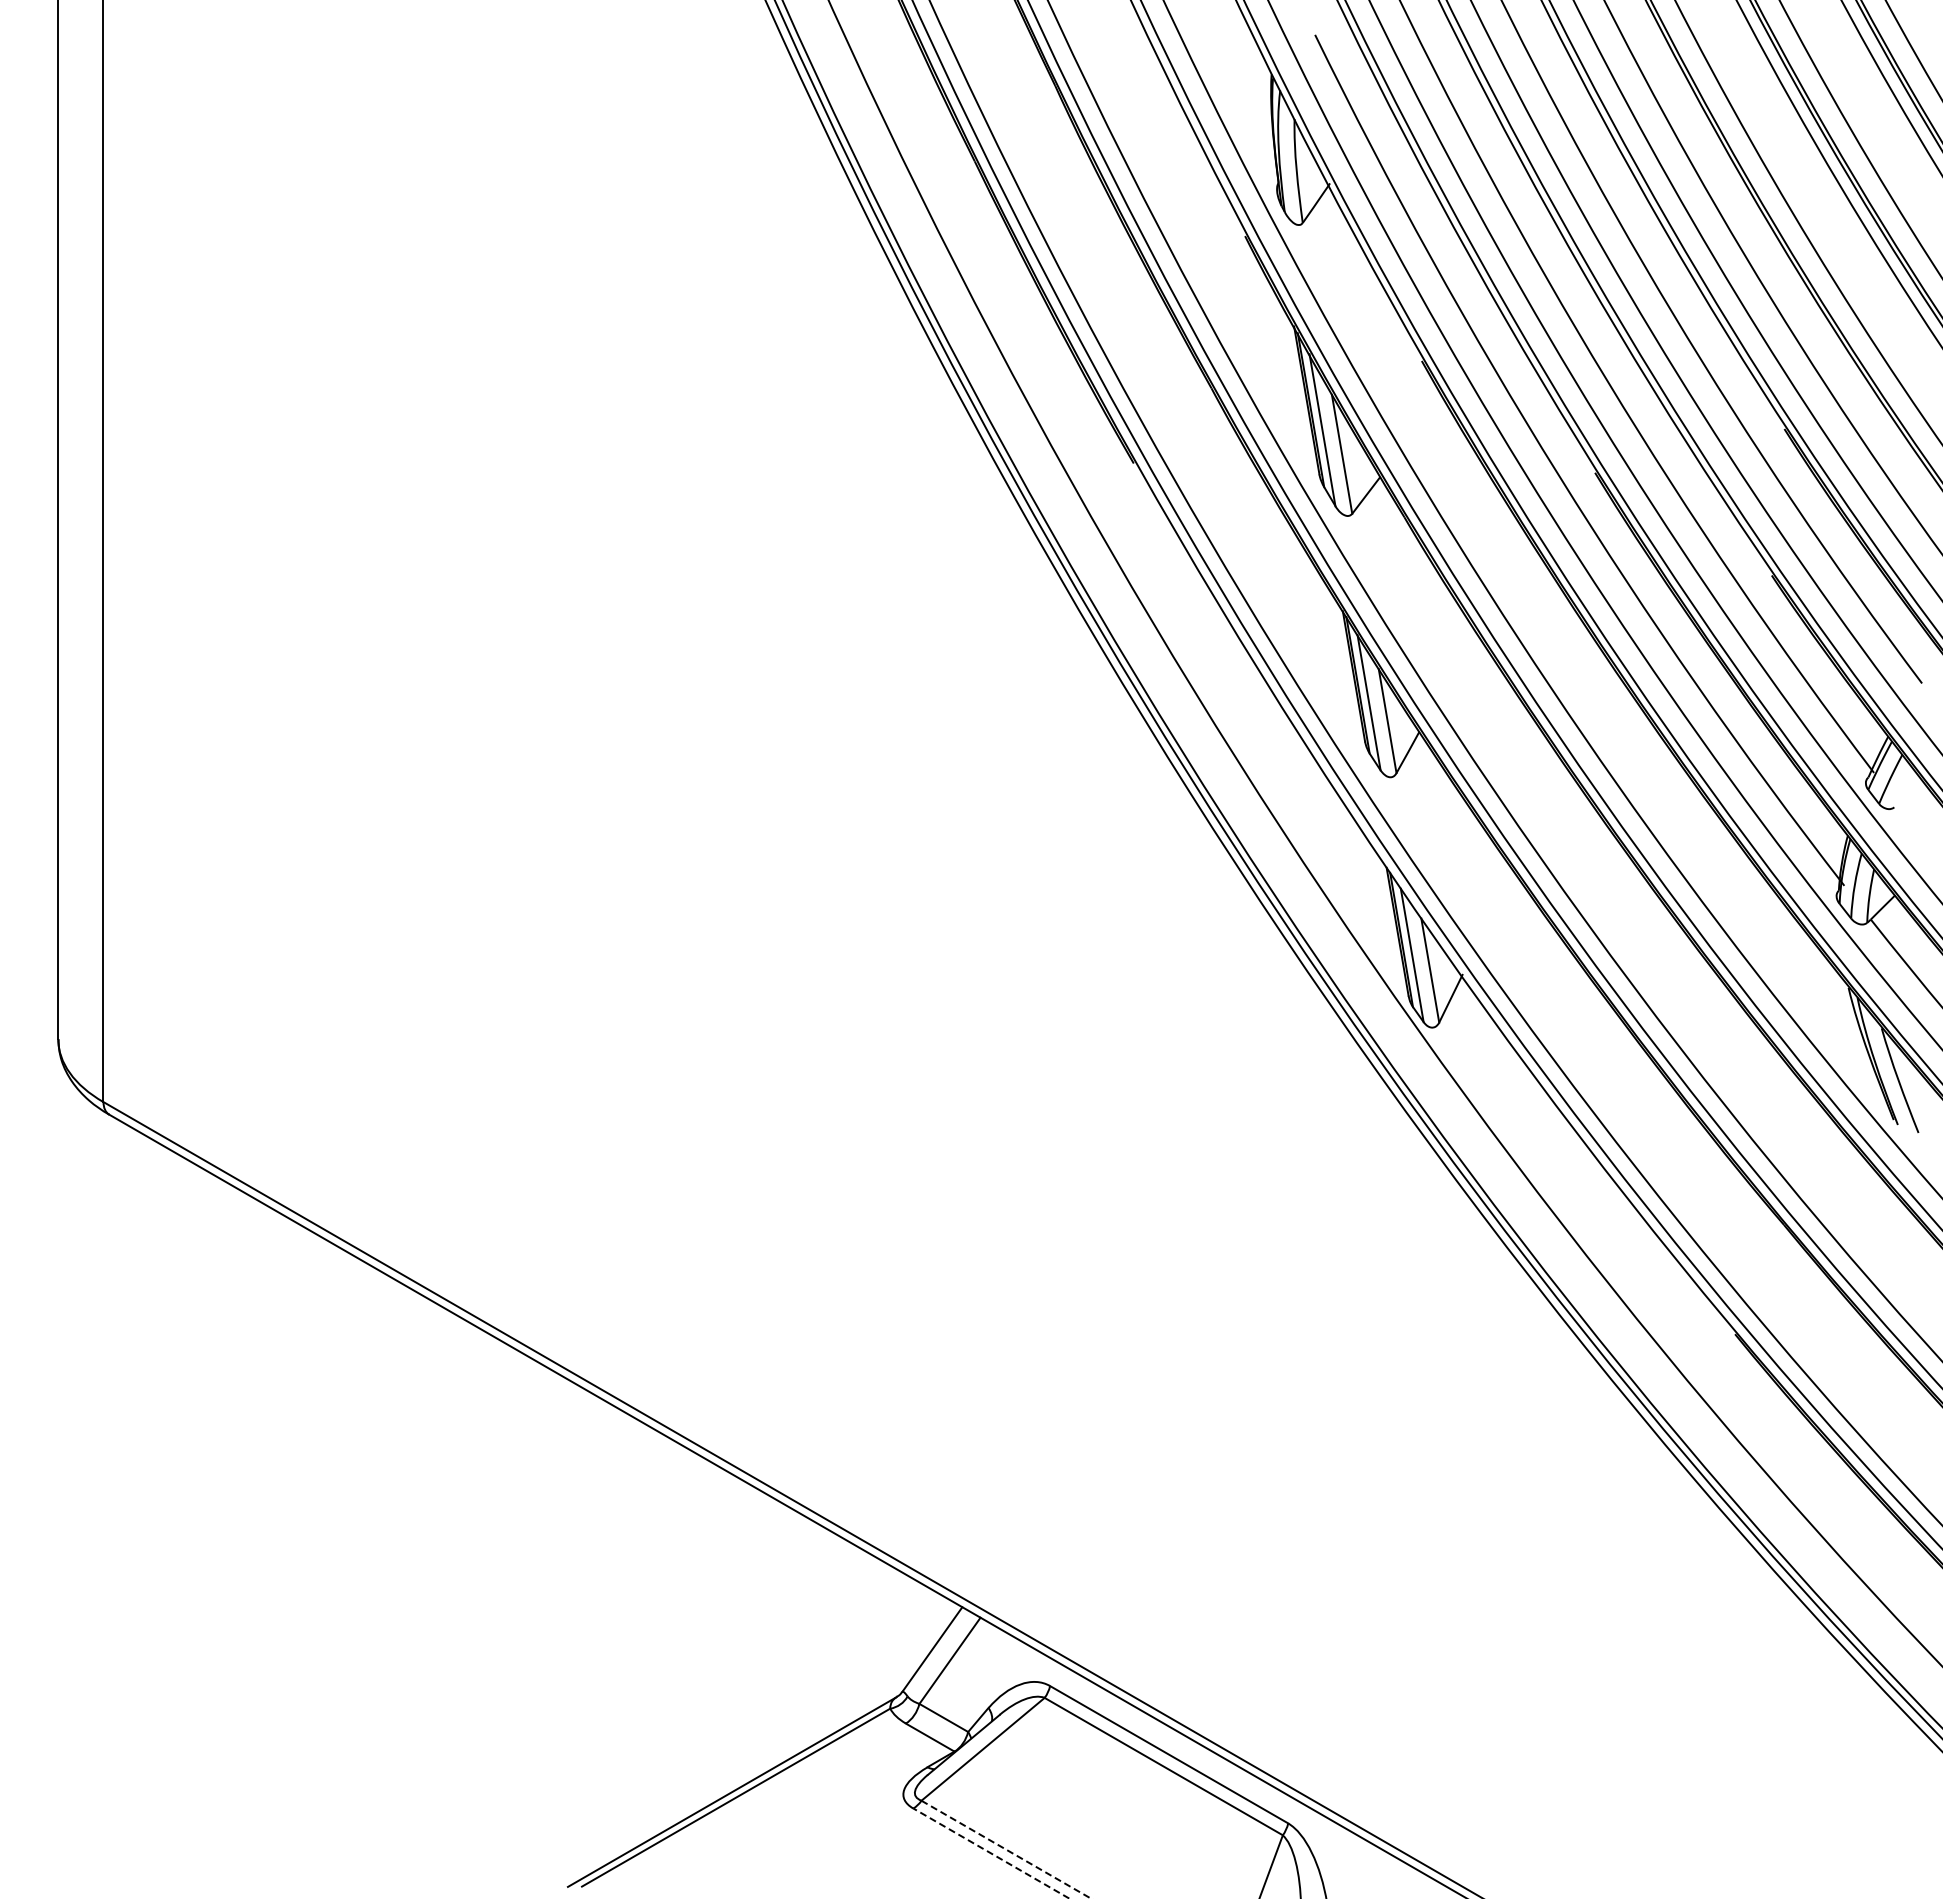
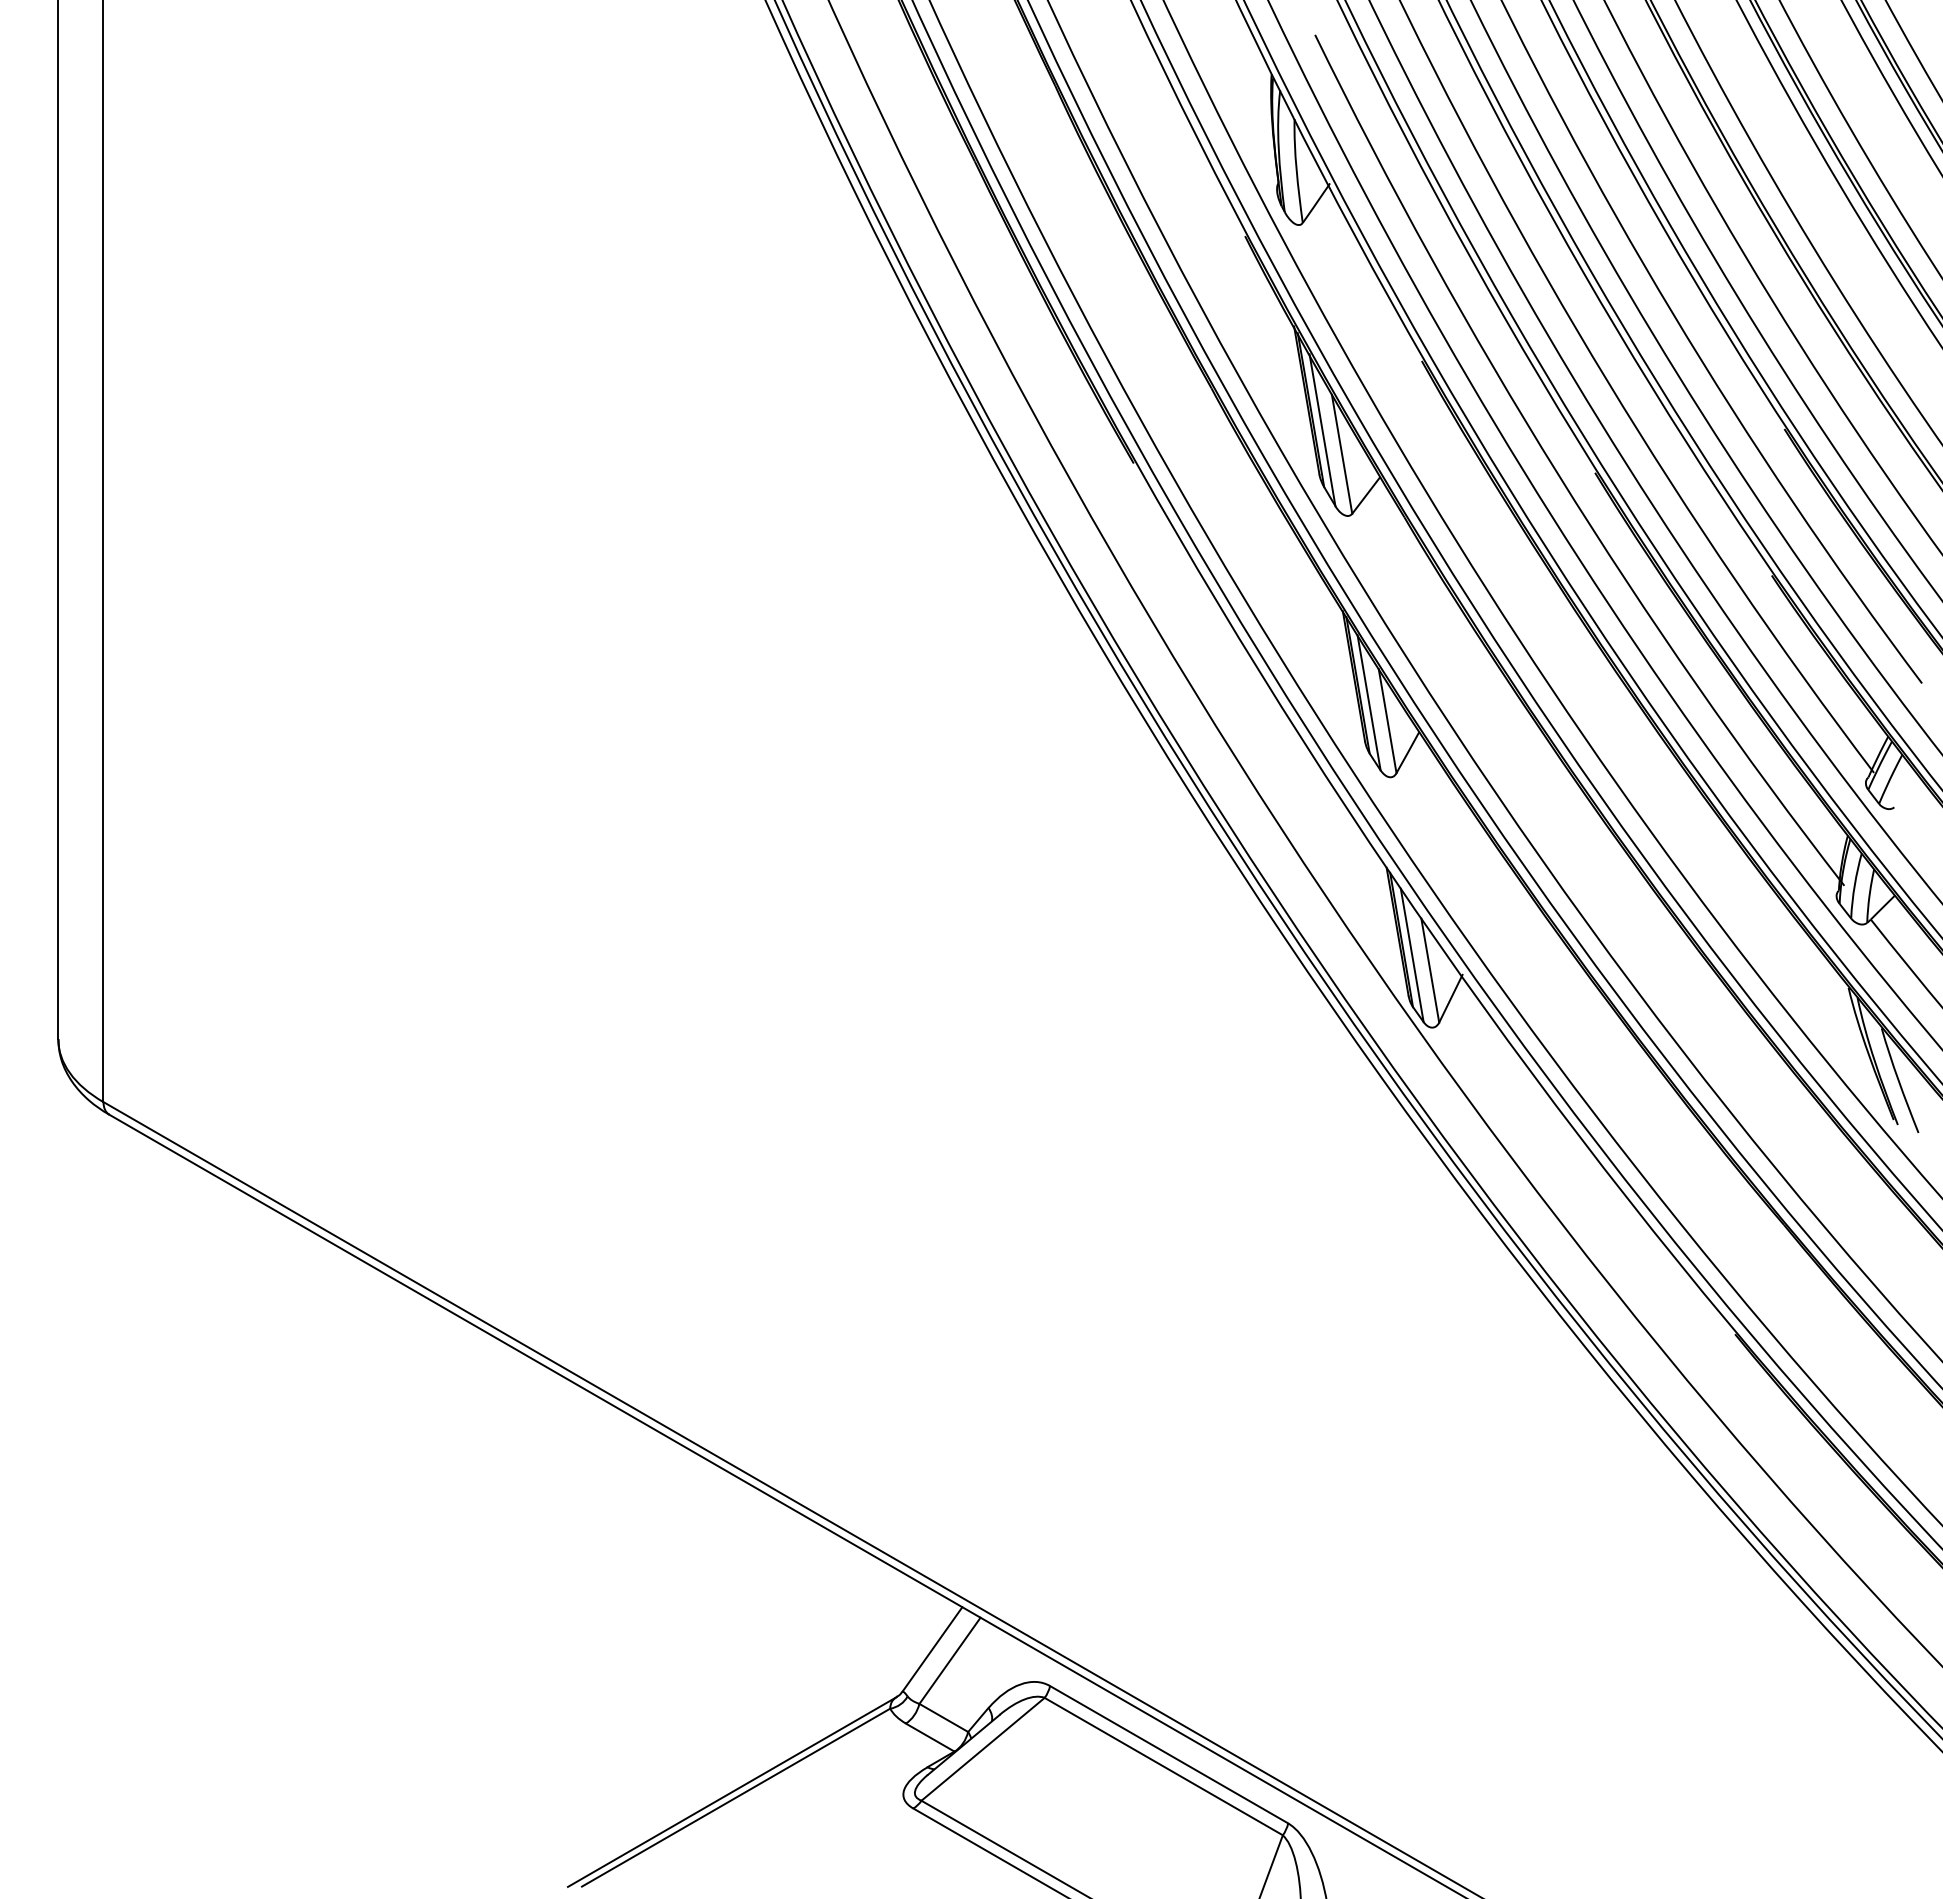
line: dashed -> solid (1006, 1850)
line: dashed -> solid (991, 1853)
